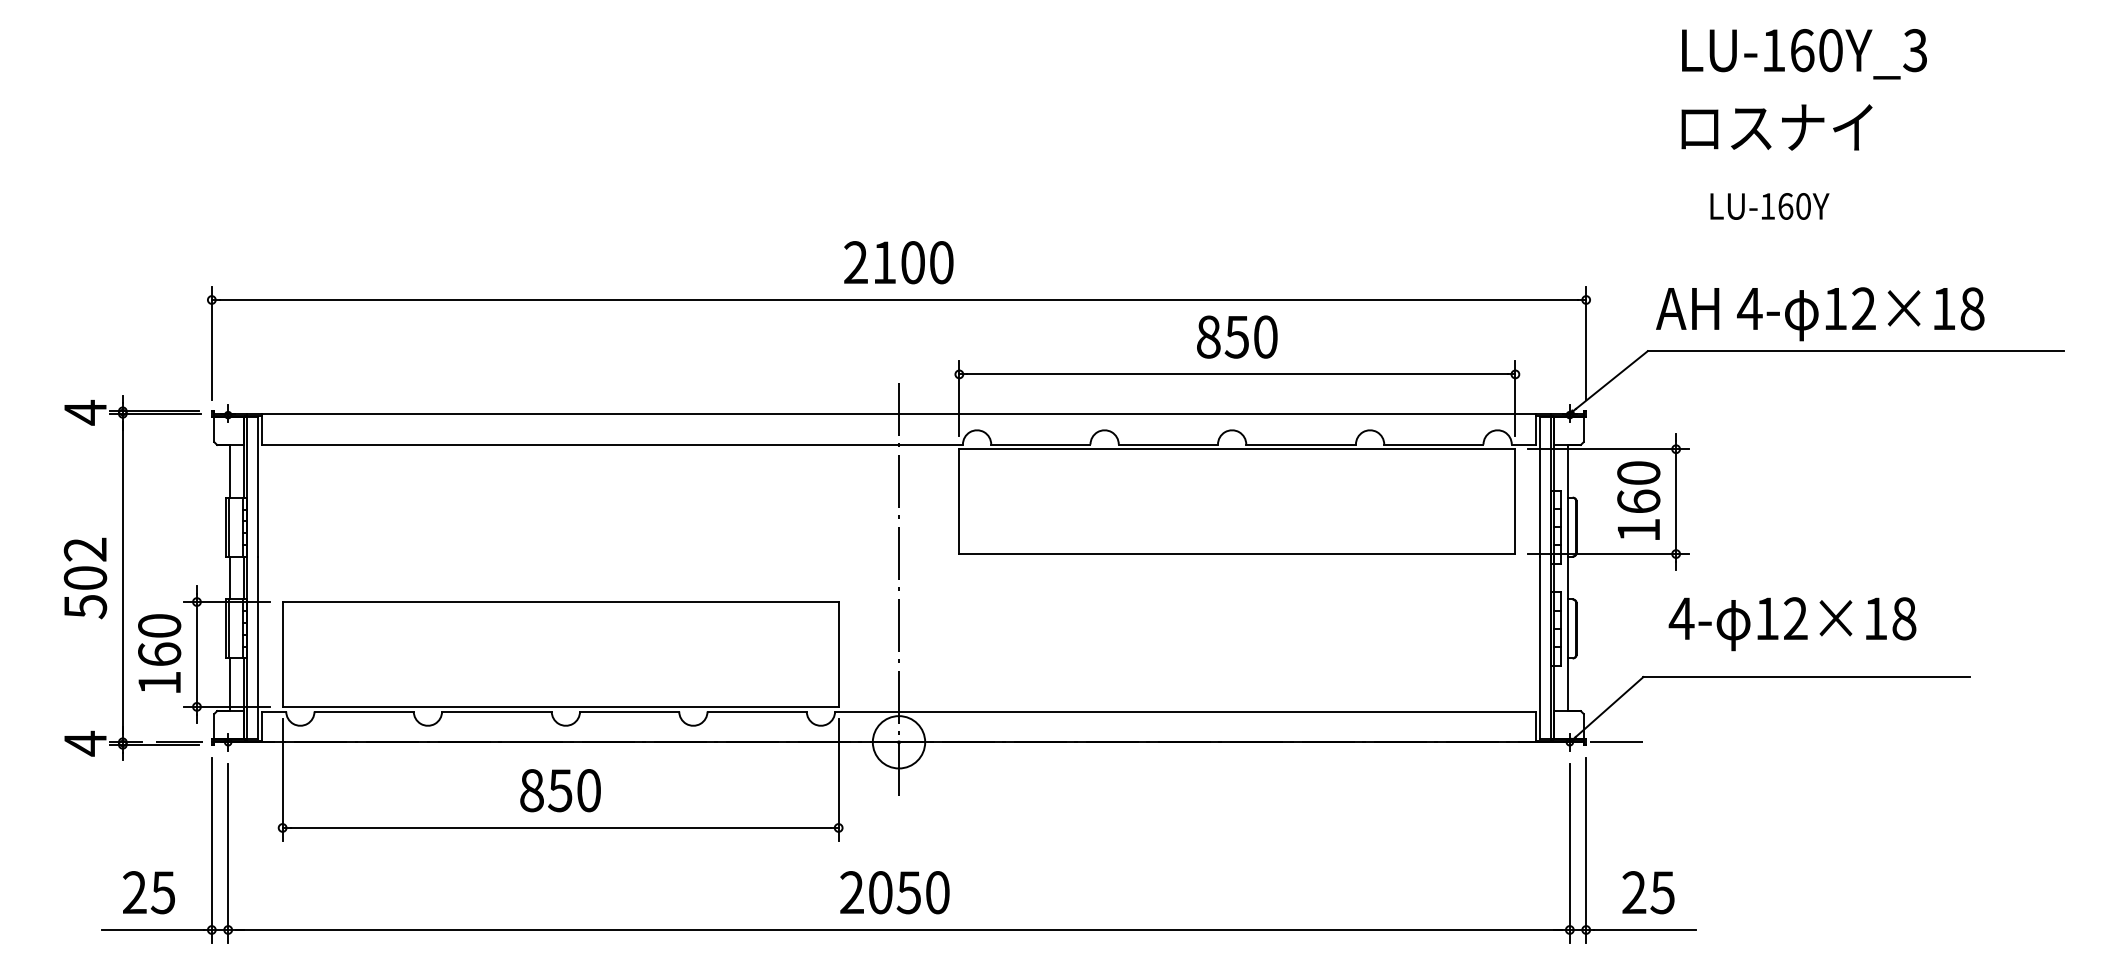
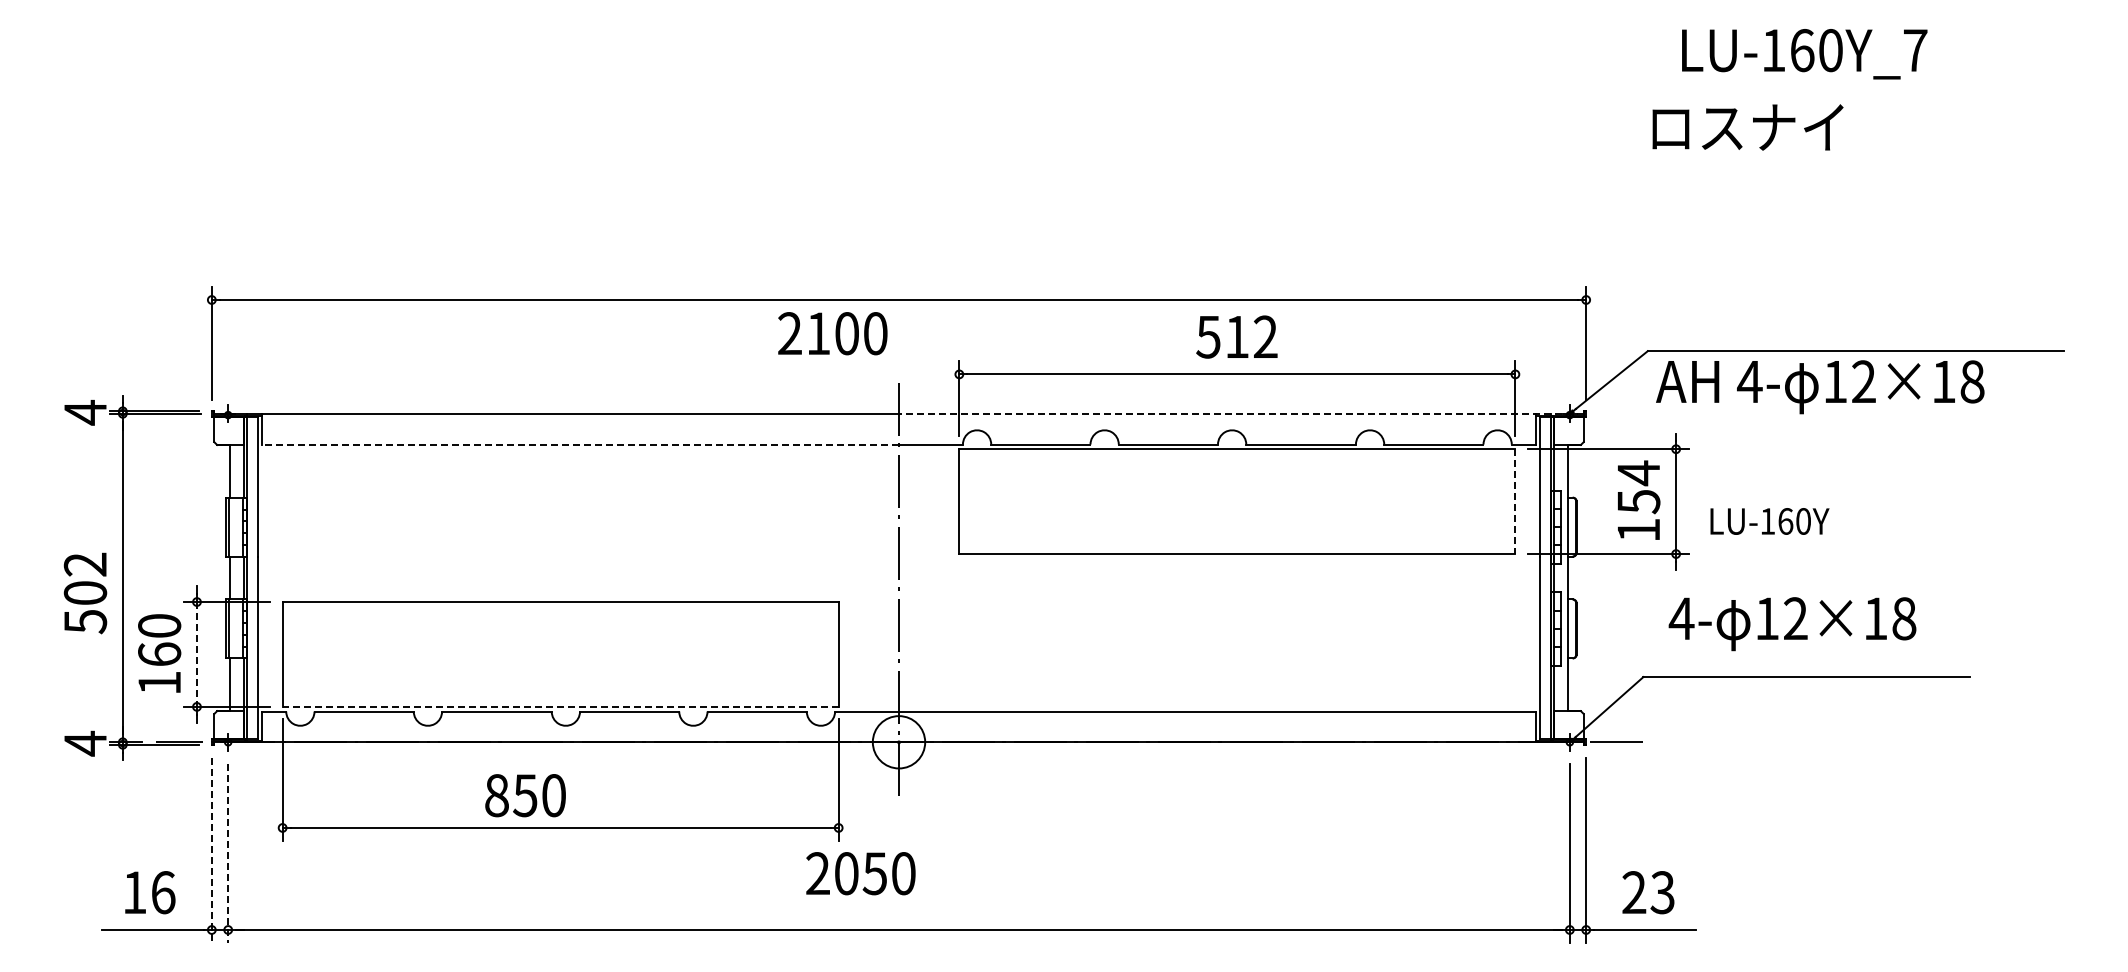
text: LU-160Y_3 -> LU-160Y_7 (1915, 50)
text position: (1776, 127) -> (1747, 127) (1747, 127)
text position: (1769, 206) -> (1769, 521) (1769, 521)
text position: (898, 262) -> (832, 333) (832, 333)
text position: (1820, 314) -> (1820, 387) (1820, 387)
text: 850 -> 512 (1236, 336)
line: solid -> dashed (1240, 413)
line: solid -> dashed (580, 444)
text: 160 -> 154 (1638, 487)
line: solid -> dashed (1515, 502)
text position: (85, 578) -> (85, 593) (85, 593)
line: solid -> dashed (196, 654)
line: solid -> dashed (560, 706)
text position: (560, 790) -> (525, 795) (525, 795)
line: solid -> dashed (211, 850)
line: solid -> dashed (228, 853)
text: 25 -> 16 (149, 892)
text position: (894, 892) -> (860, 873) (860, 873)
text: 25 -> 23 (1662, 892)
